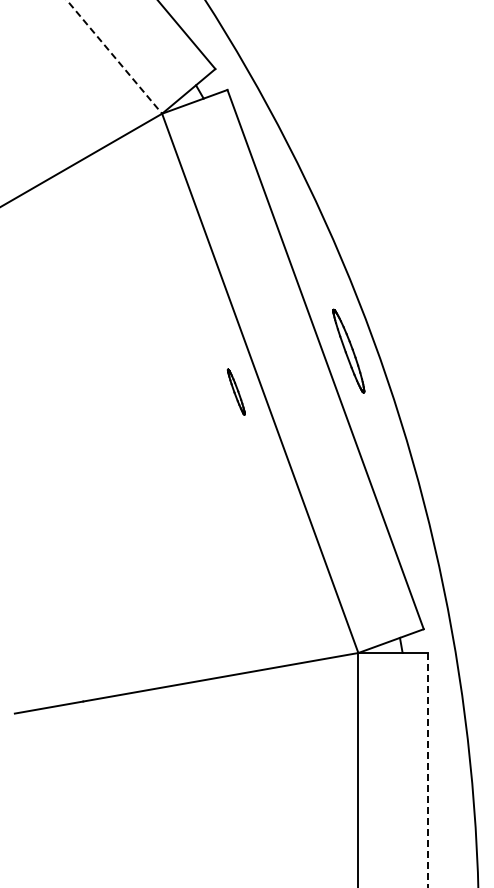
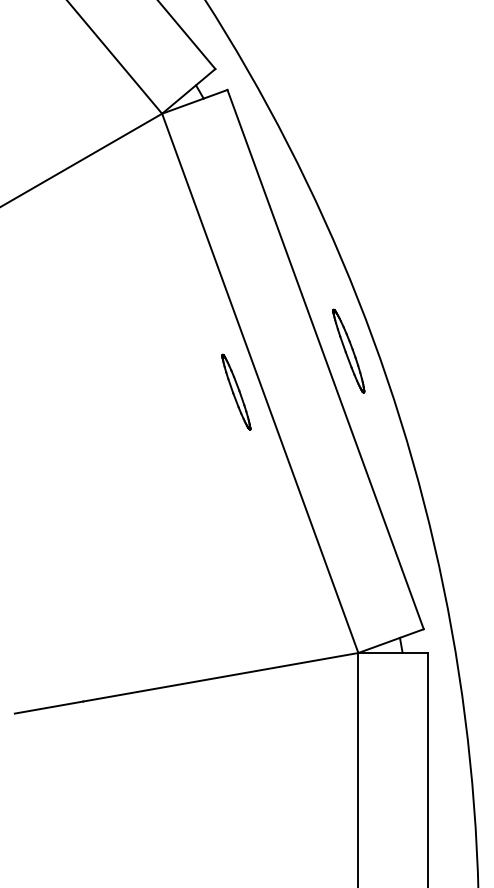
line: dashed -> solid (114, 57)
part size: 20x48 px -> 31x78 px (236, 391)
line: dashed -> solid (427, 770)
